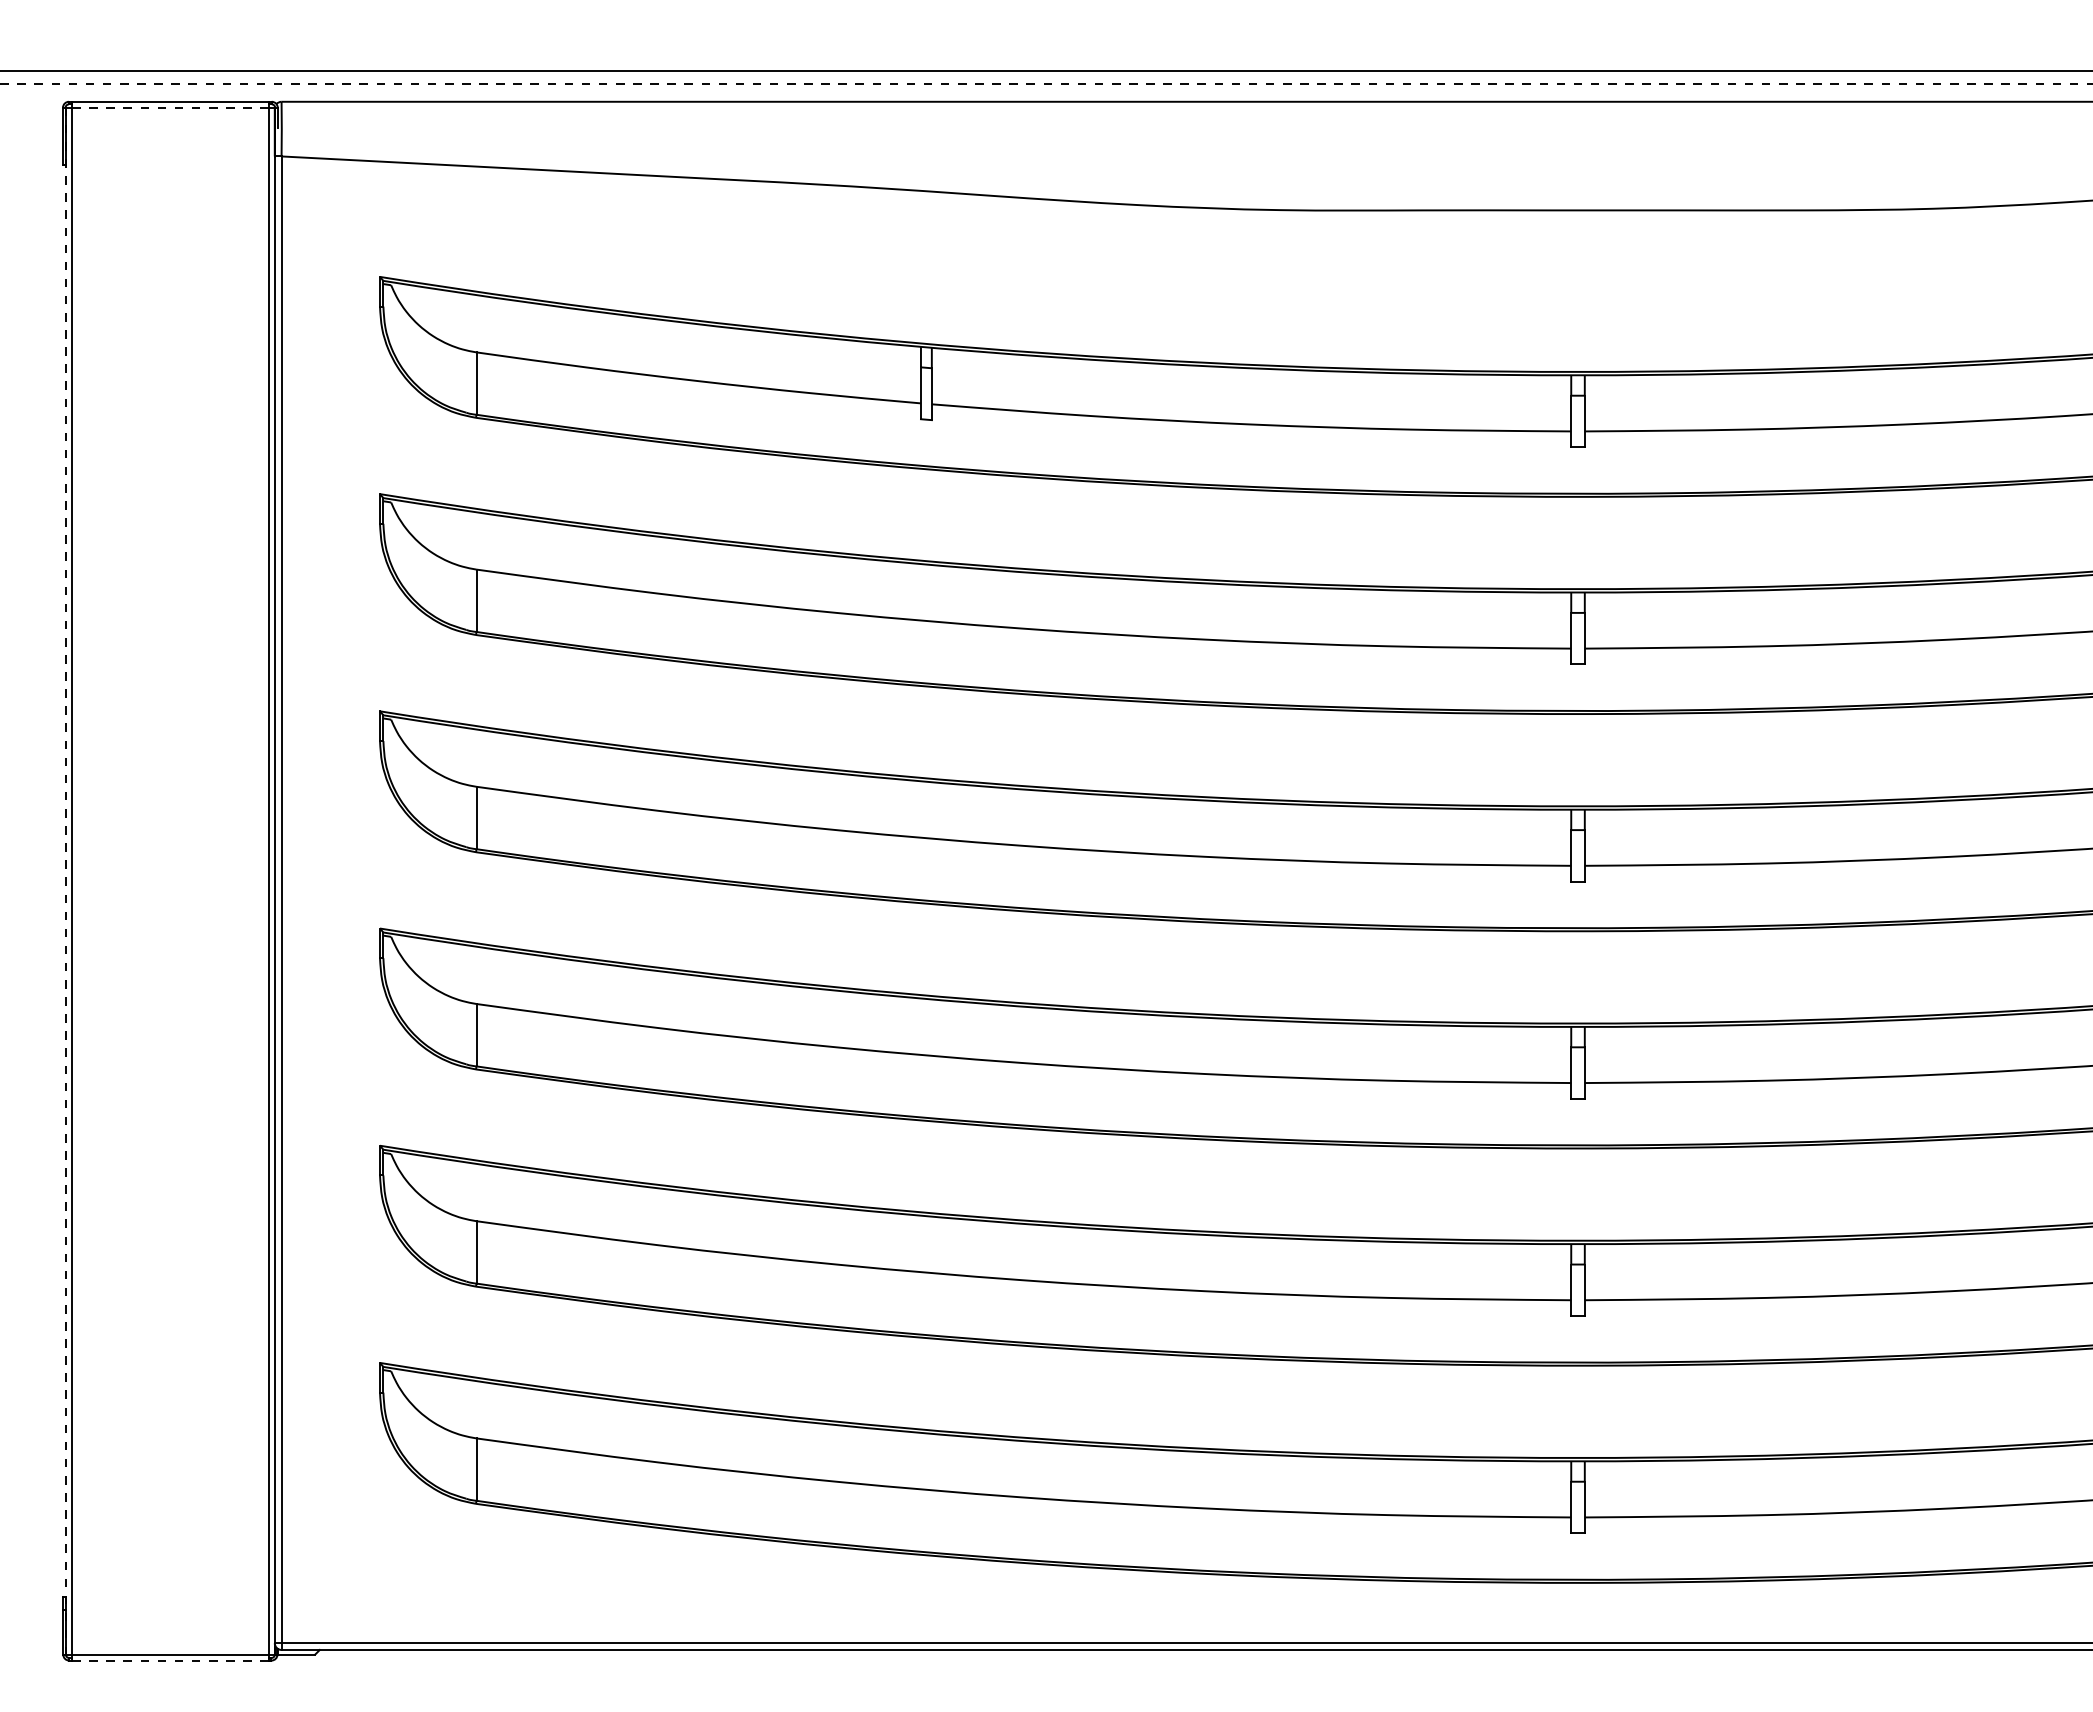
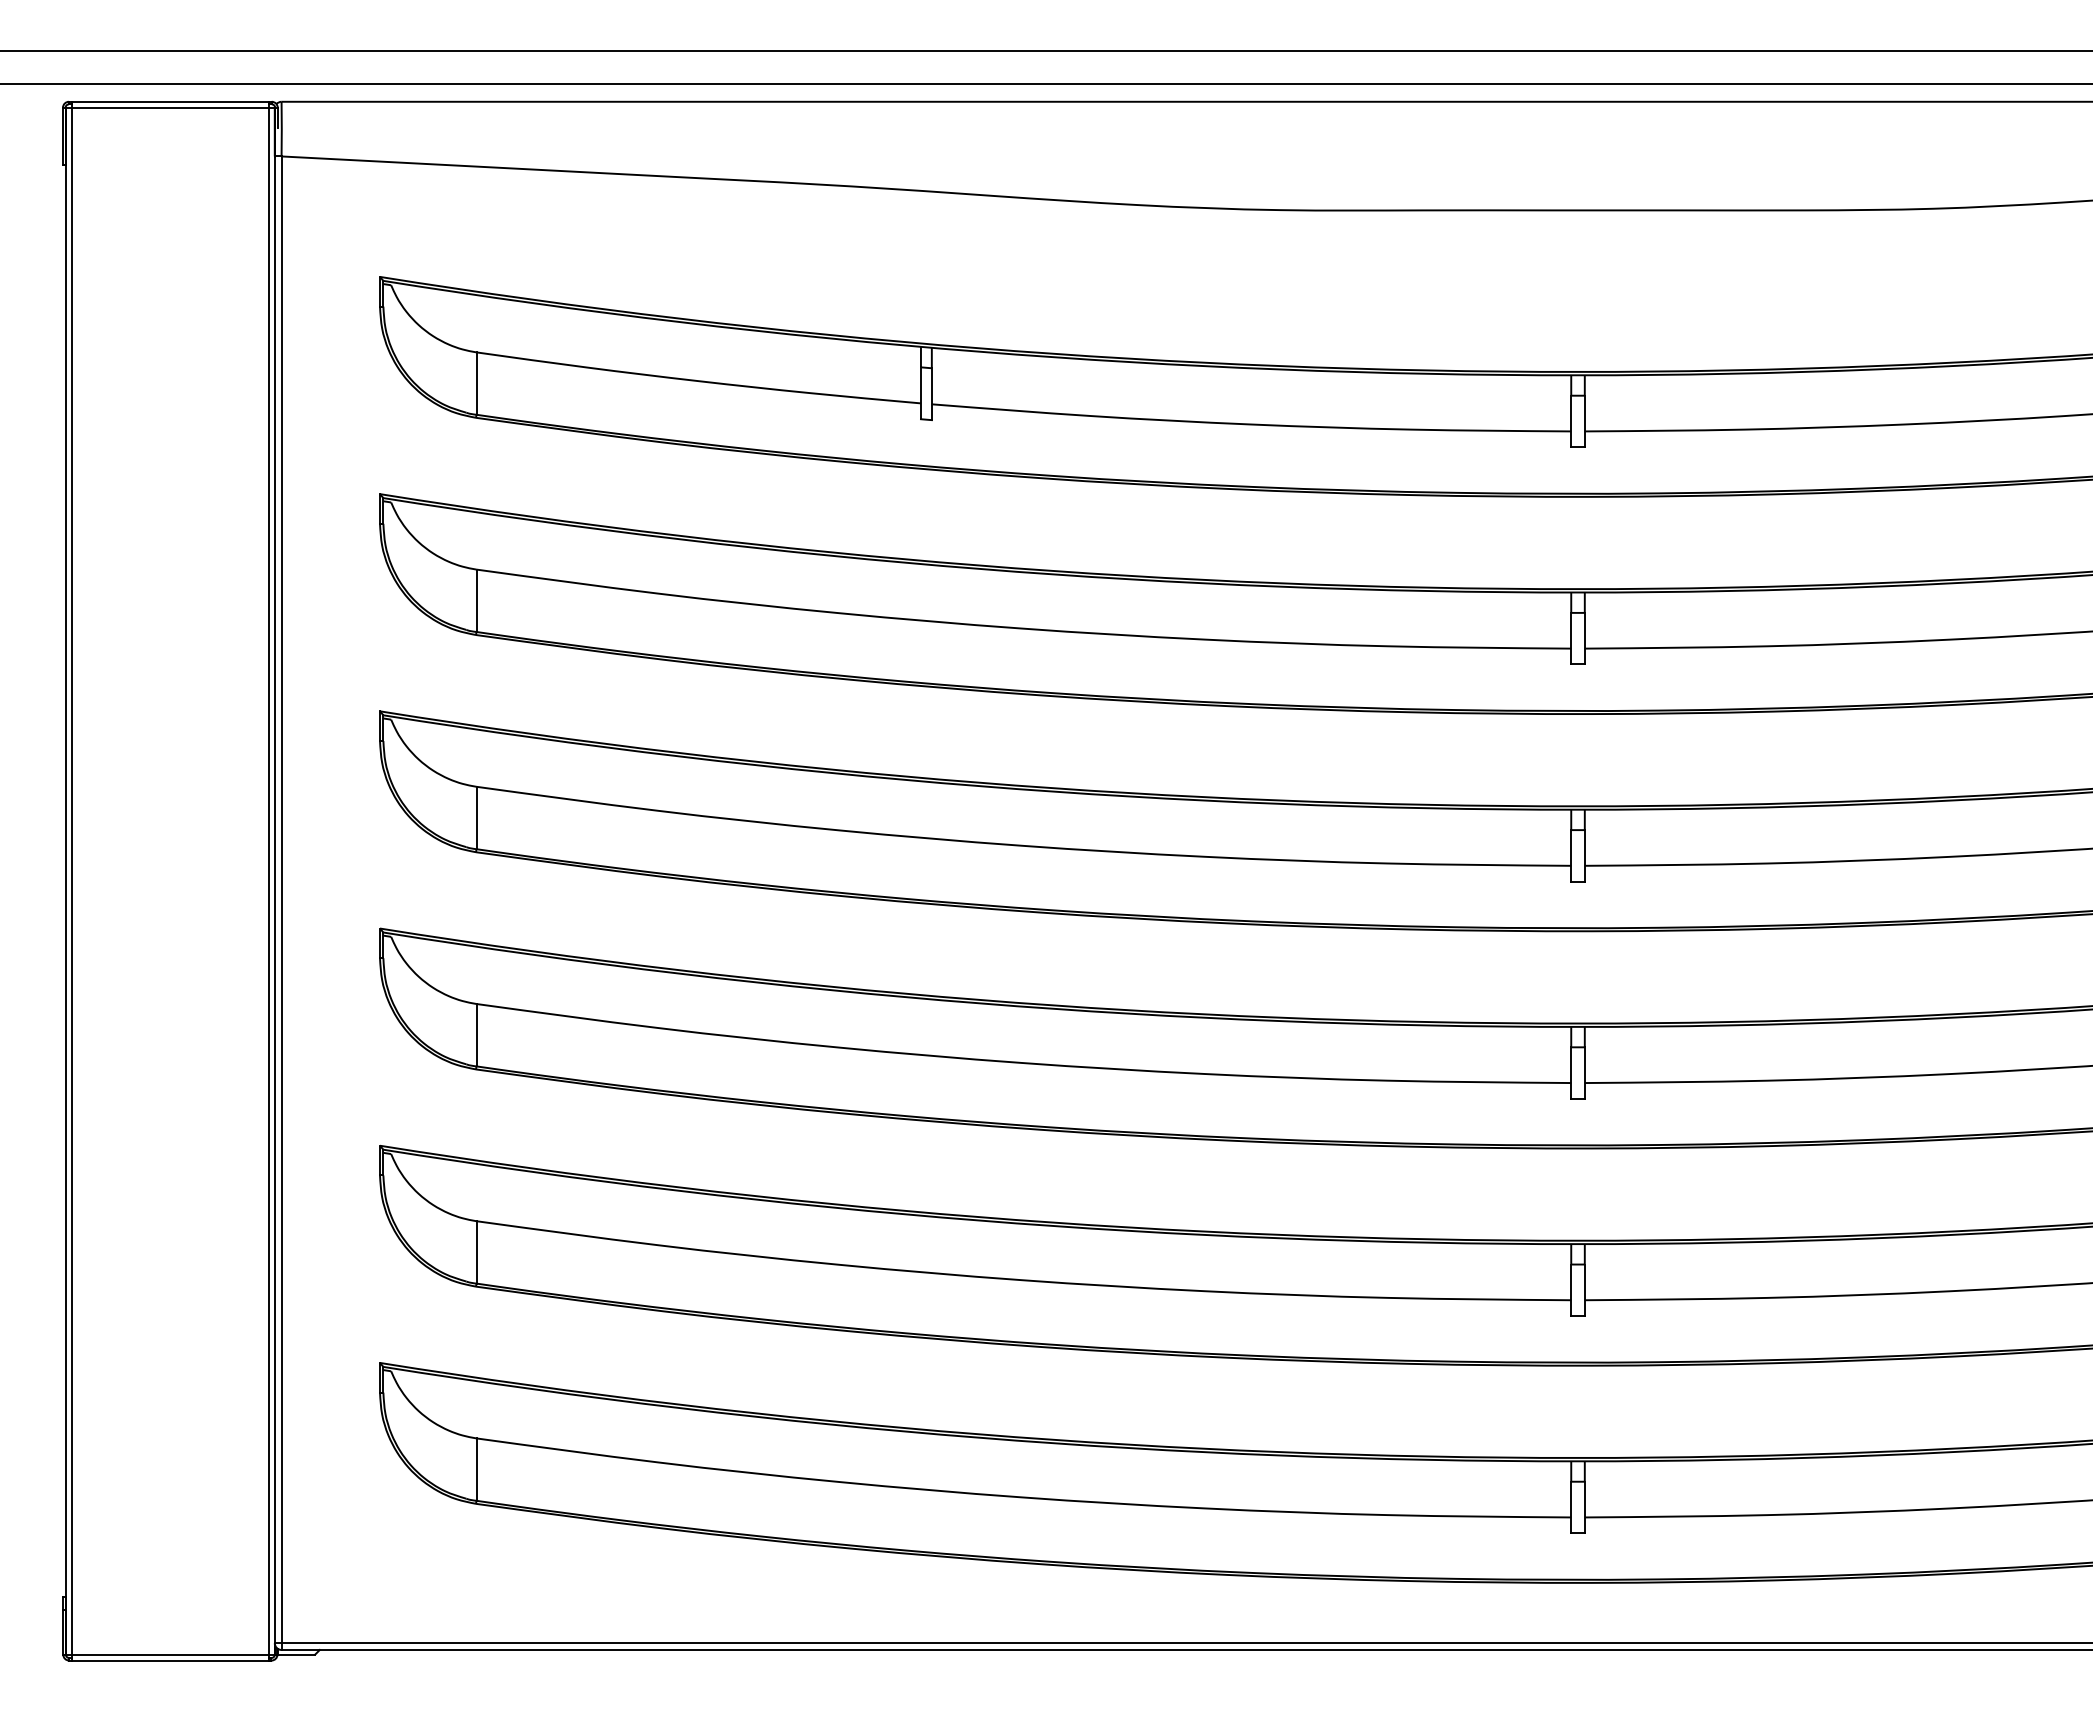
line position: (1045, 71) -> (1045, 51) (1045, 51)
line: dashed -> solid (1046, 83)
line: dashed -> solid (169, 107)
line: dashed -> solid (65, 881)
line: dashed -> solid (169, 1660)
